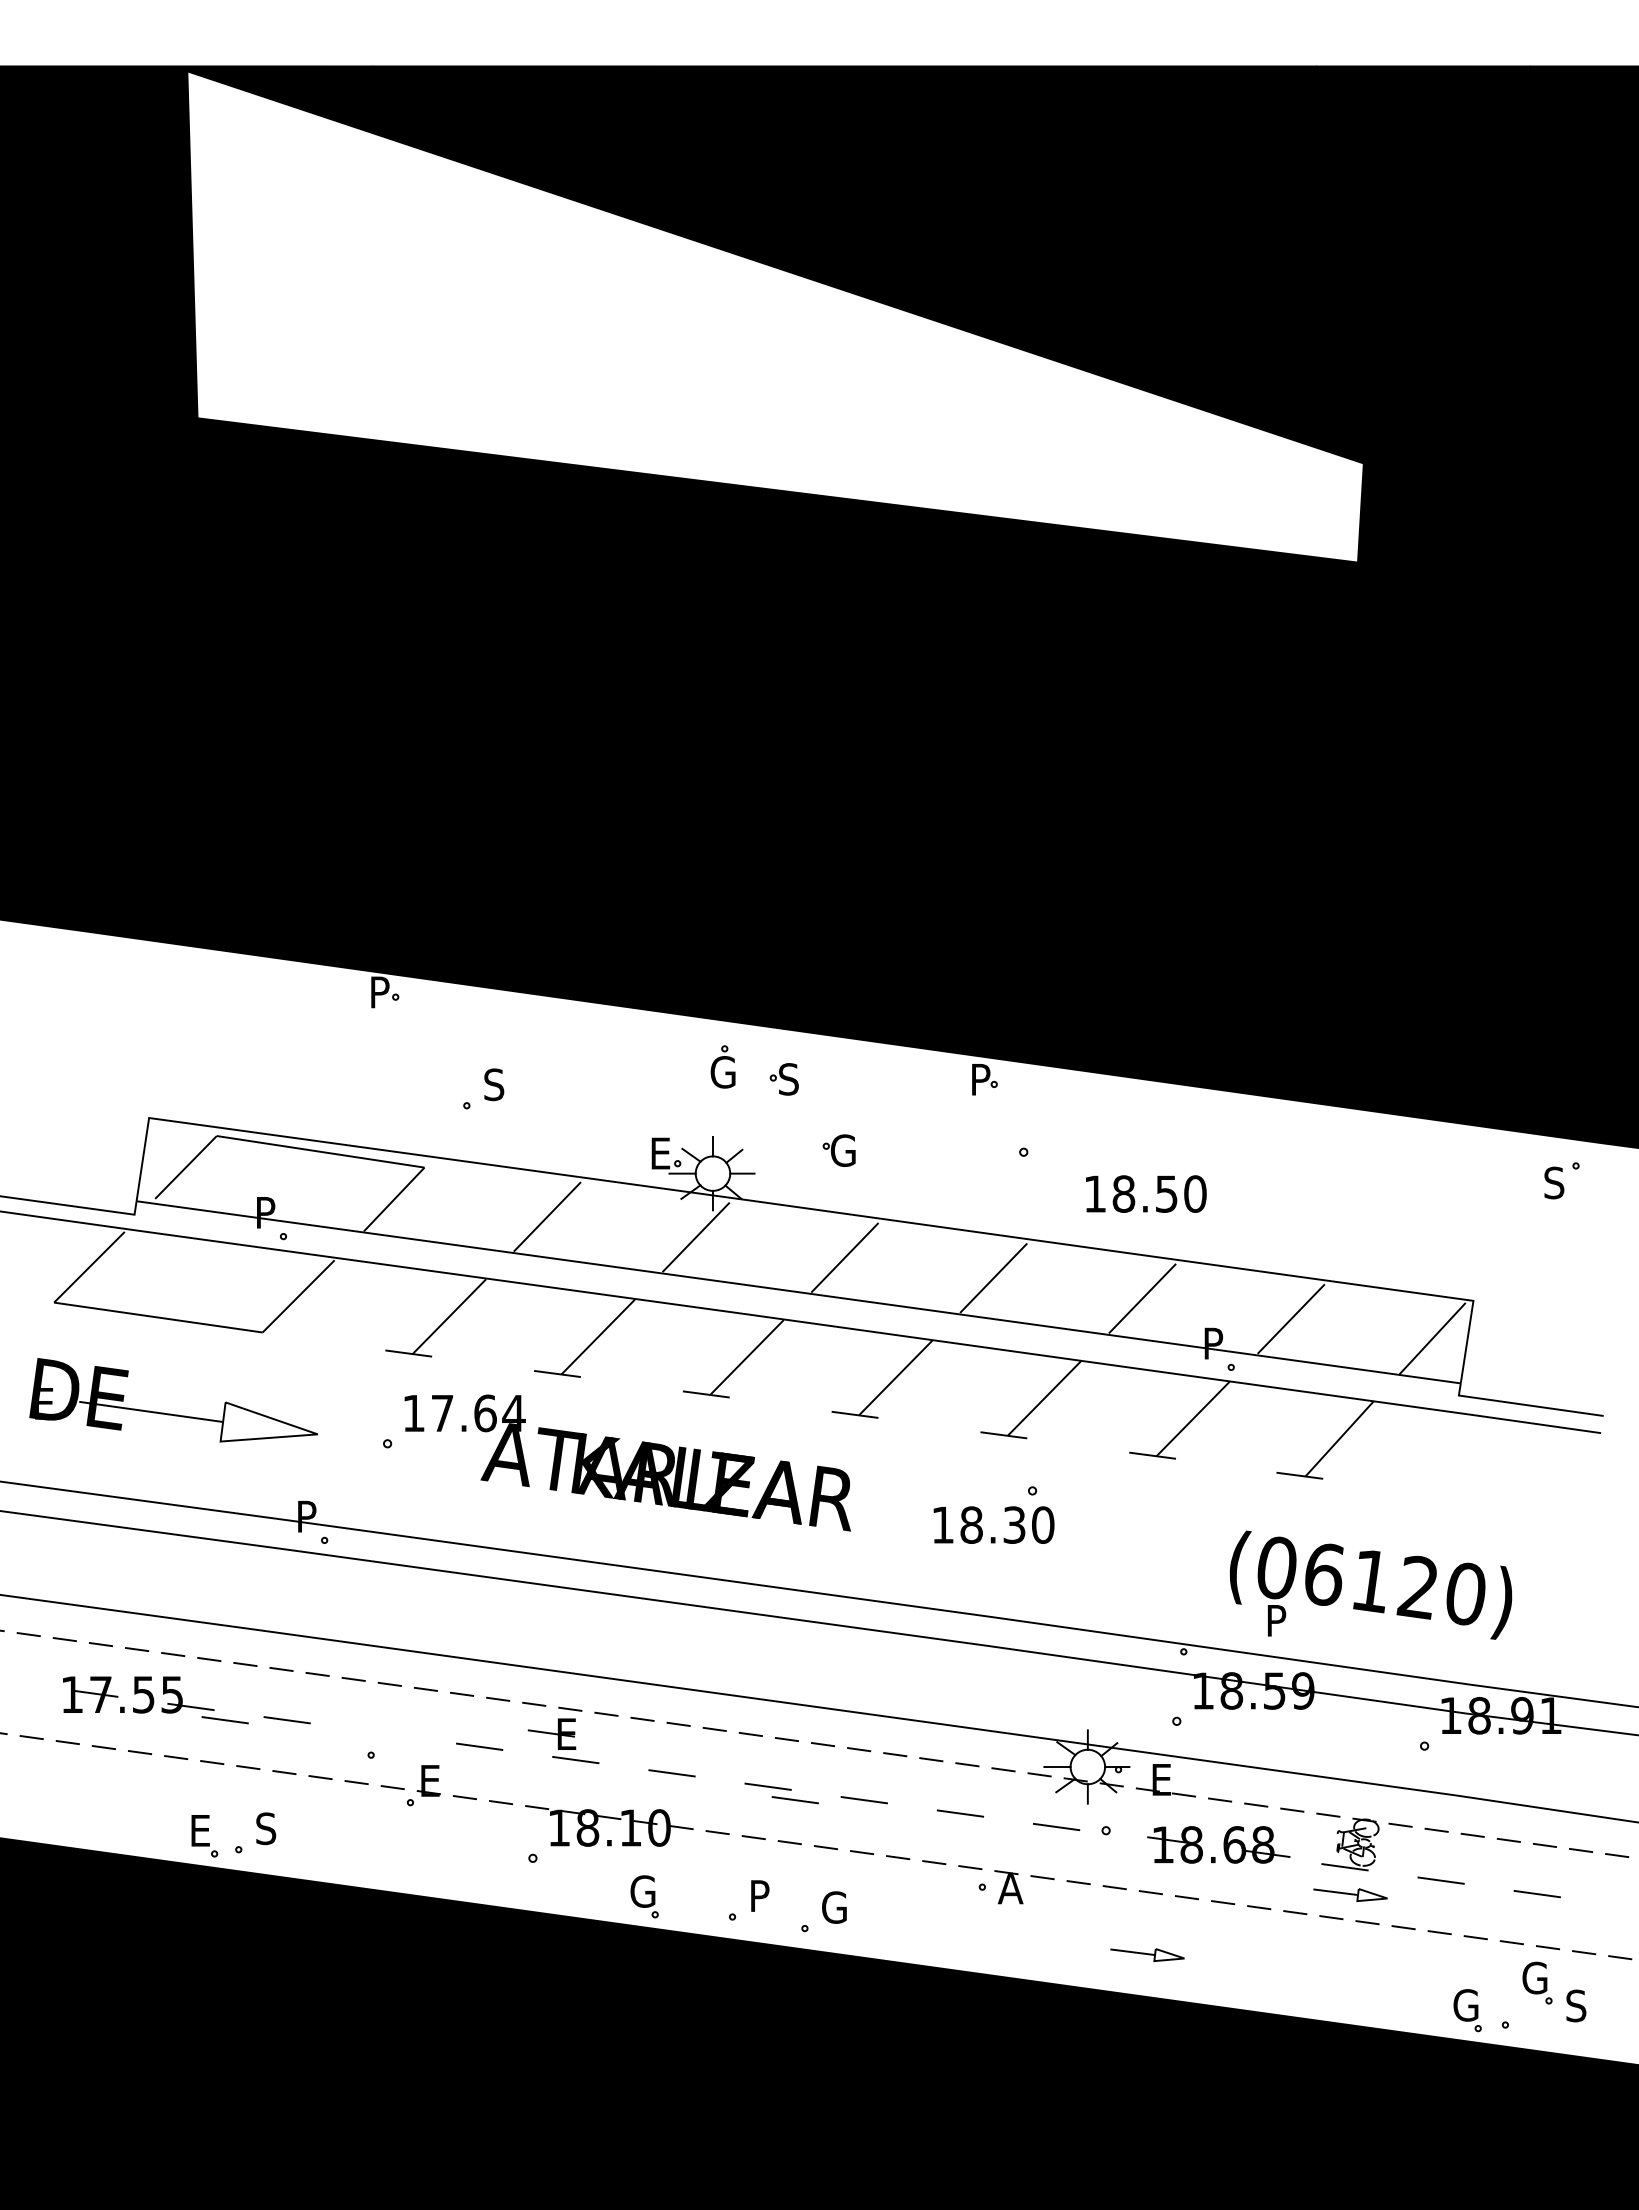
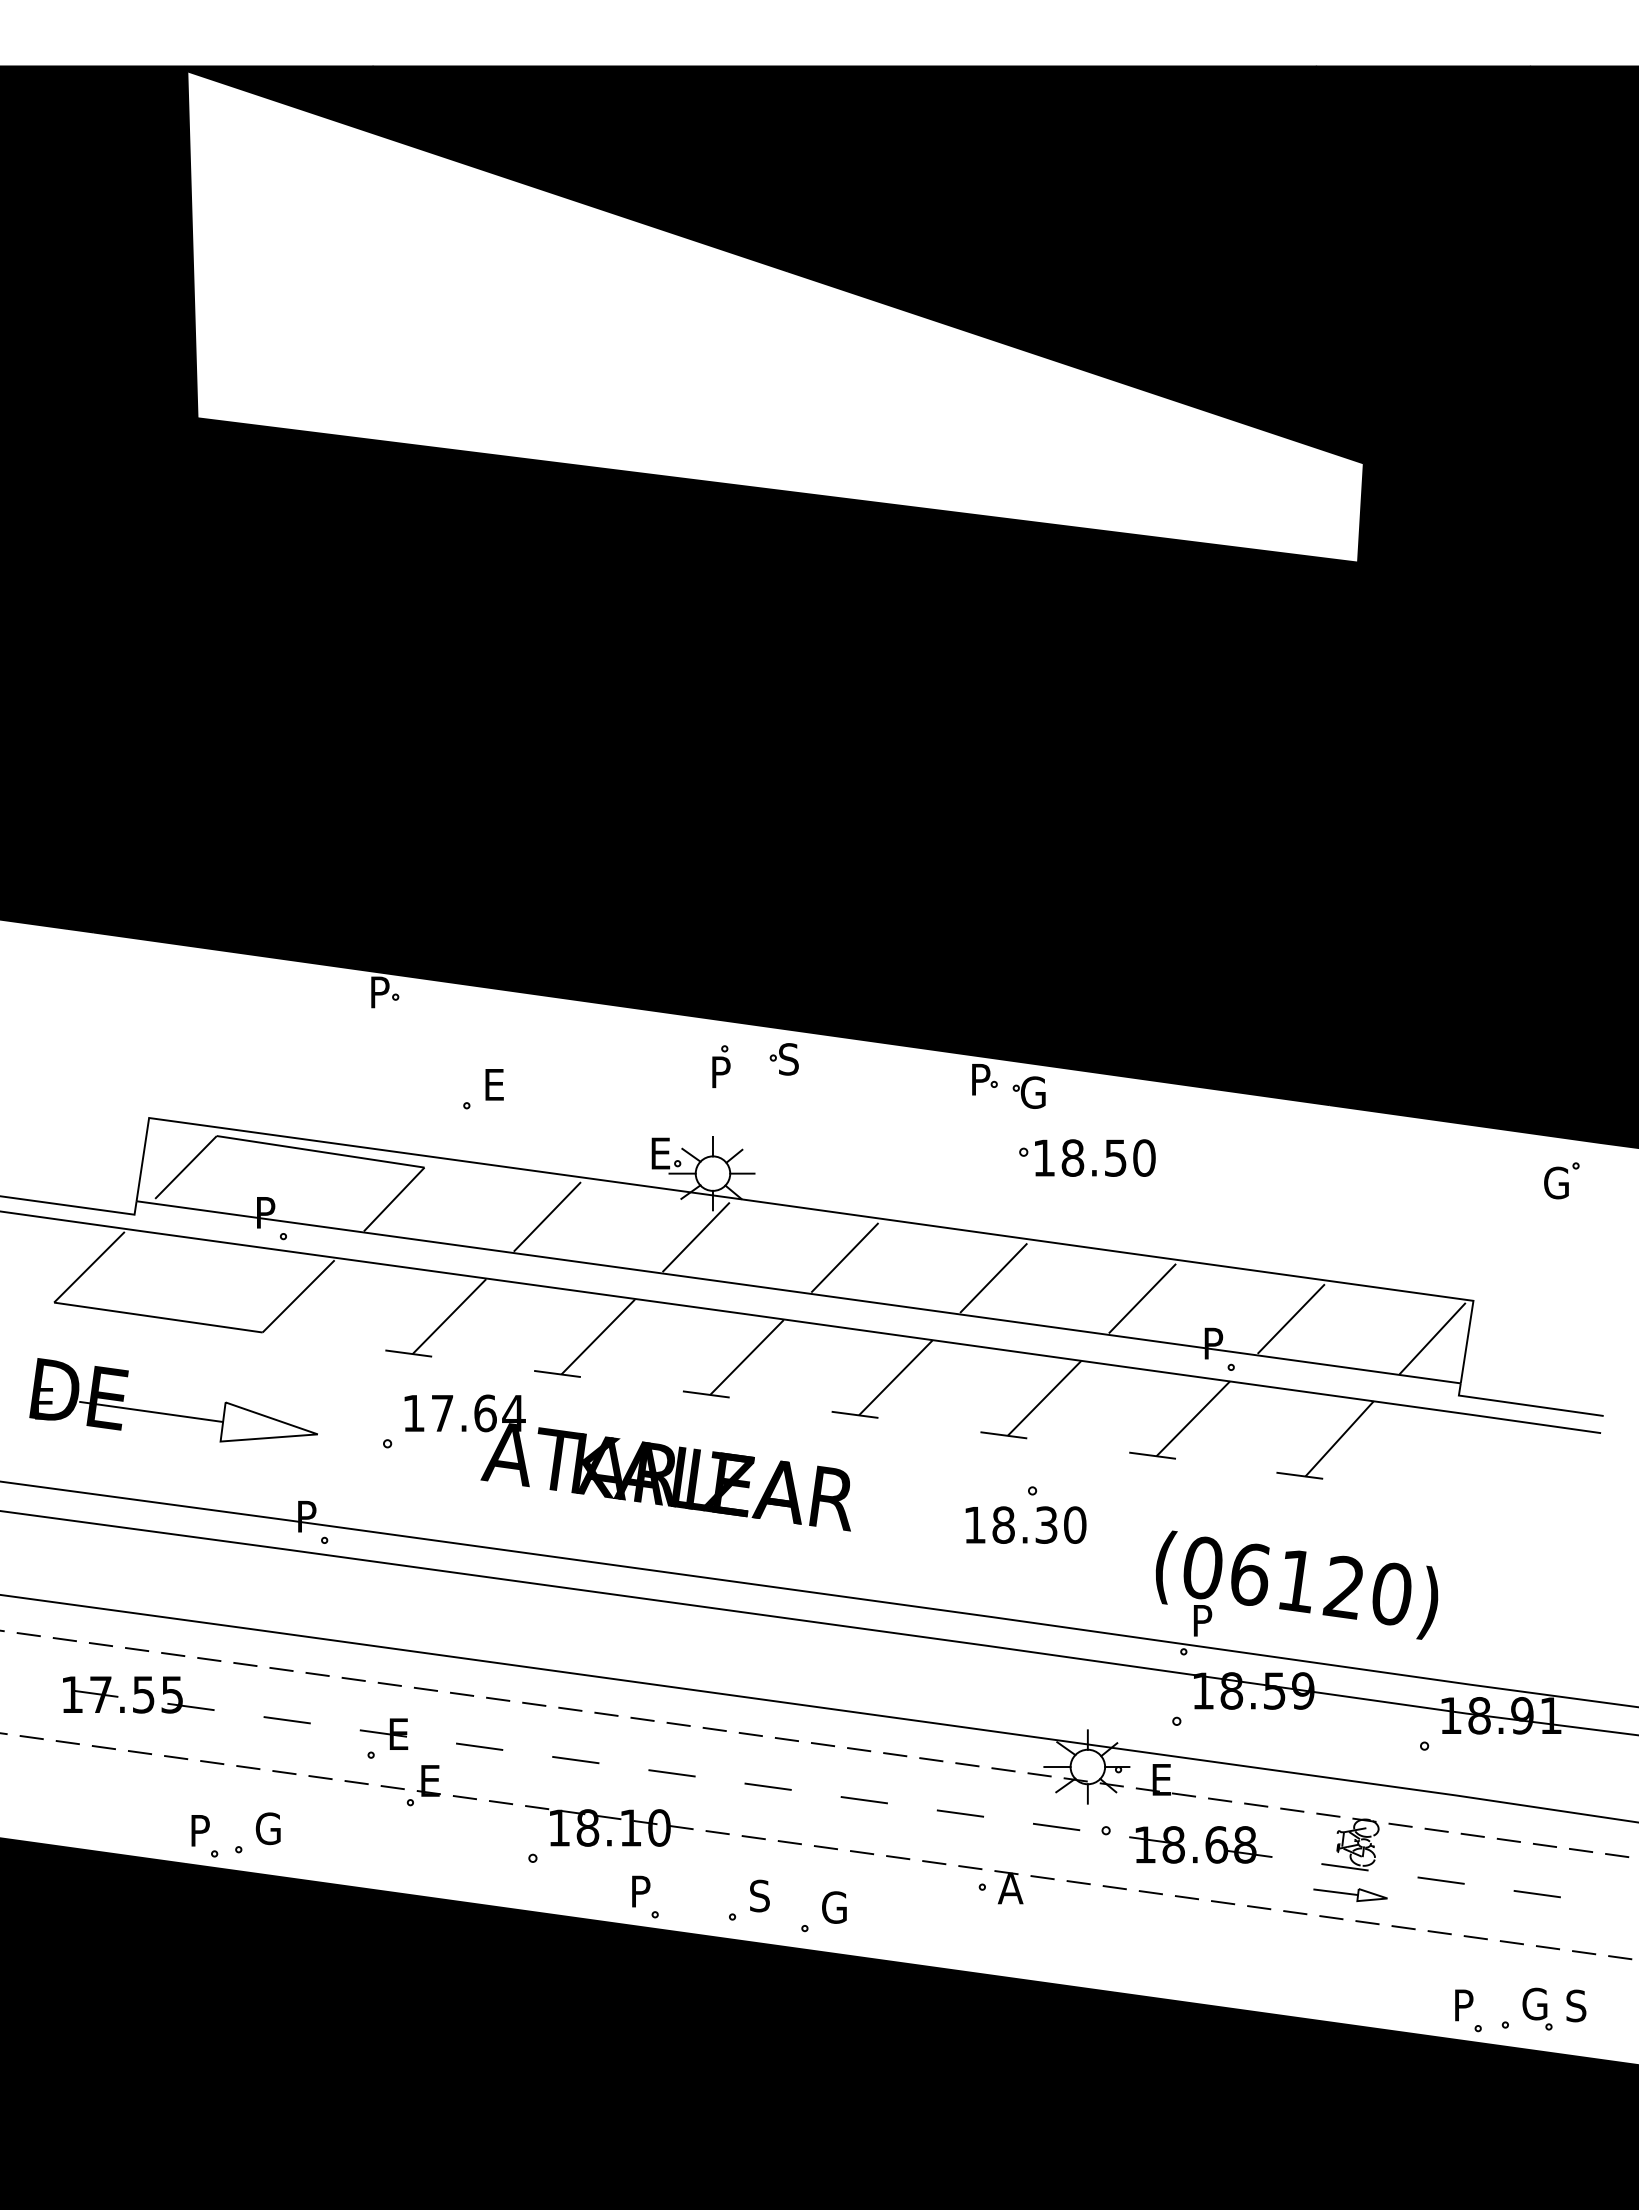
text: G -> P (722, 1072)
part position: (783, 1079) -> (783, 1059) (783, 1059)
text: S -> E (494, 1084)
part position: (838, 1150) -> (1028, 1092) (1028, 1092)
text: S -> G (1556, 1182)
text position: (1146, 1193) -> (1095, 1157) (1095, 1157)
text position: (993, 1524) -> (1025, 1524) (1025, 1524)
text position: (1370, 1584) -> (1296, 1584) (1296, 1584)
line: present -> none (224, 1720)
part position: (551, 1733) -> (383, 1733) (383, 1733)
line: present -> none (794, 1800)
text: S -> G (267, 1828)
text: E -> P (202, 1830)
part position: (1218, 1844) -> (1200, 1844) (1200, 1844)
text: G -> P (642, 1891)
text: P -> S (759, 1895)
part: present -> none (1147, 1954)
part position: (1537, 1982) -> (1537, 2008) (1537, 2008)
text: G -> P (1465, 2005)
